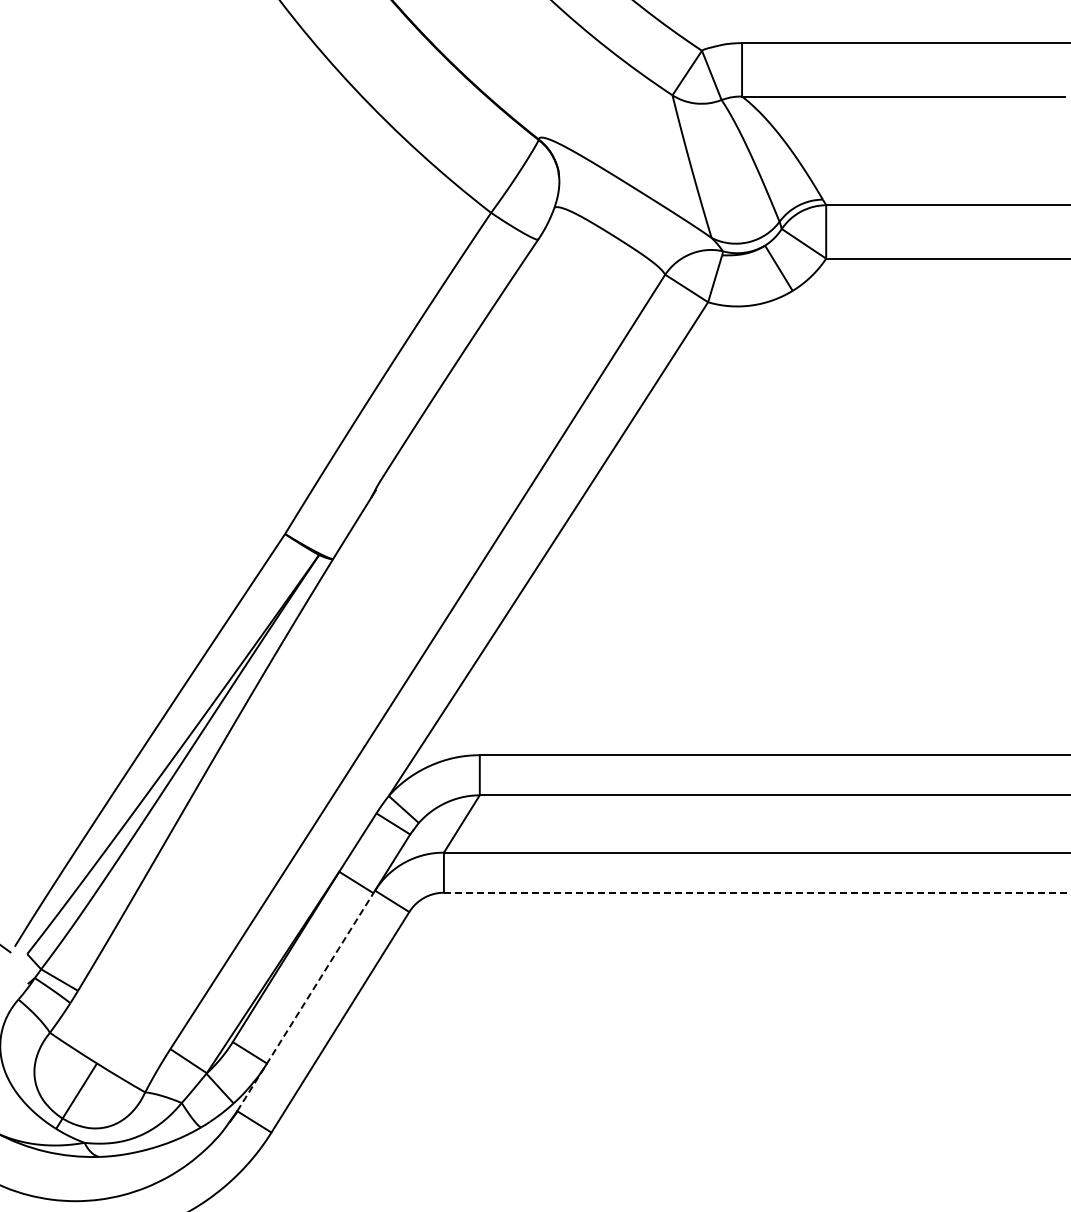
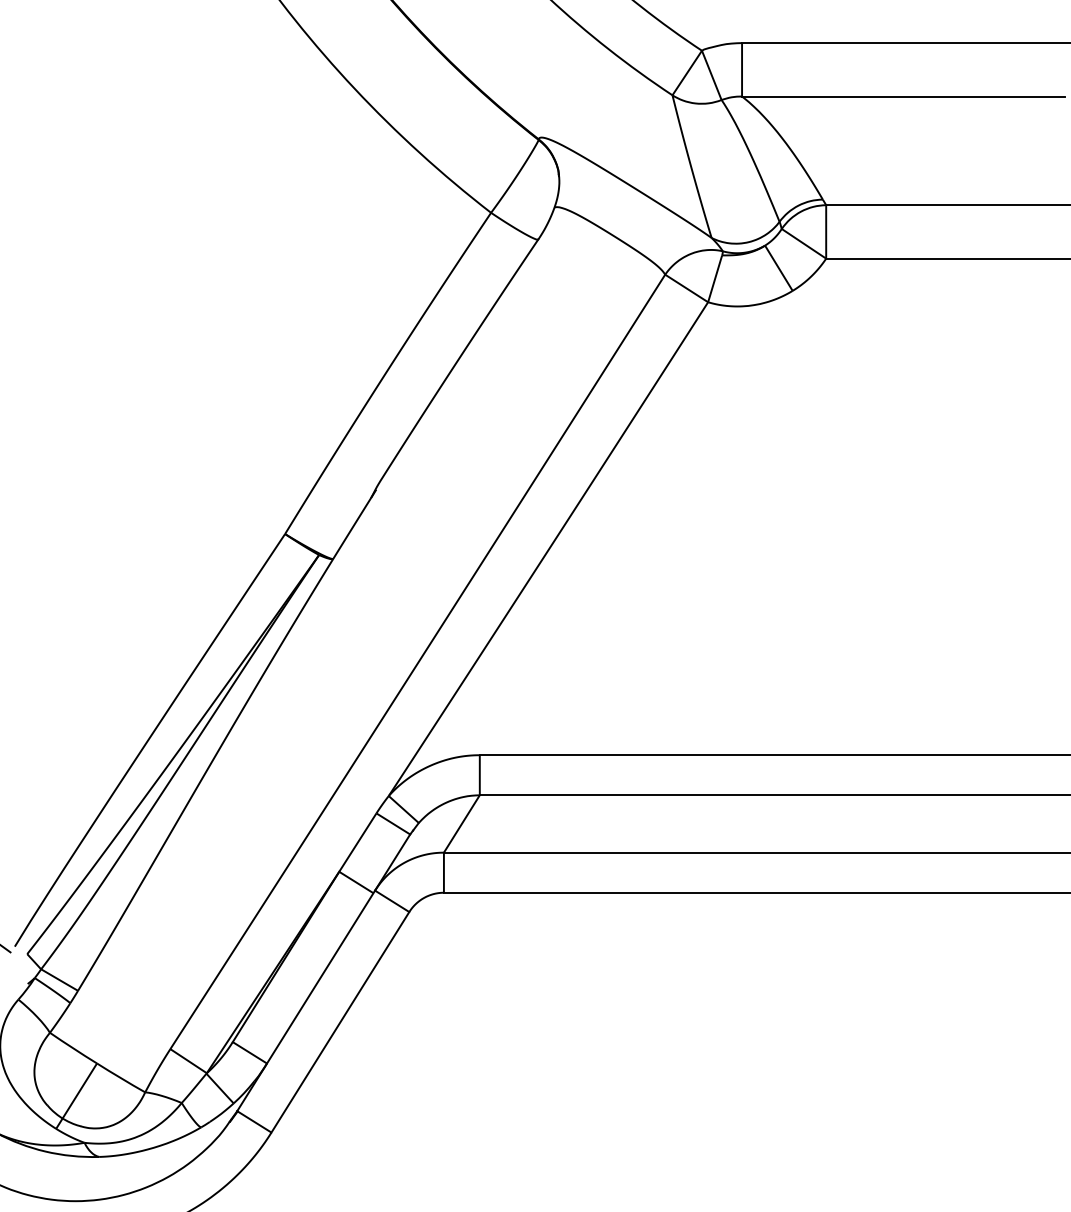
line: dashed -> solid (757, 892)
line: dashed -> solid (306, 1000)
